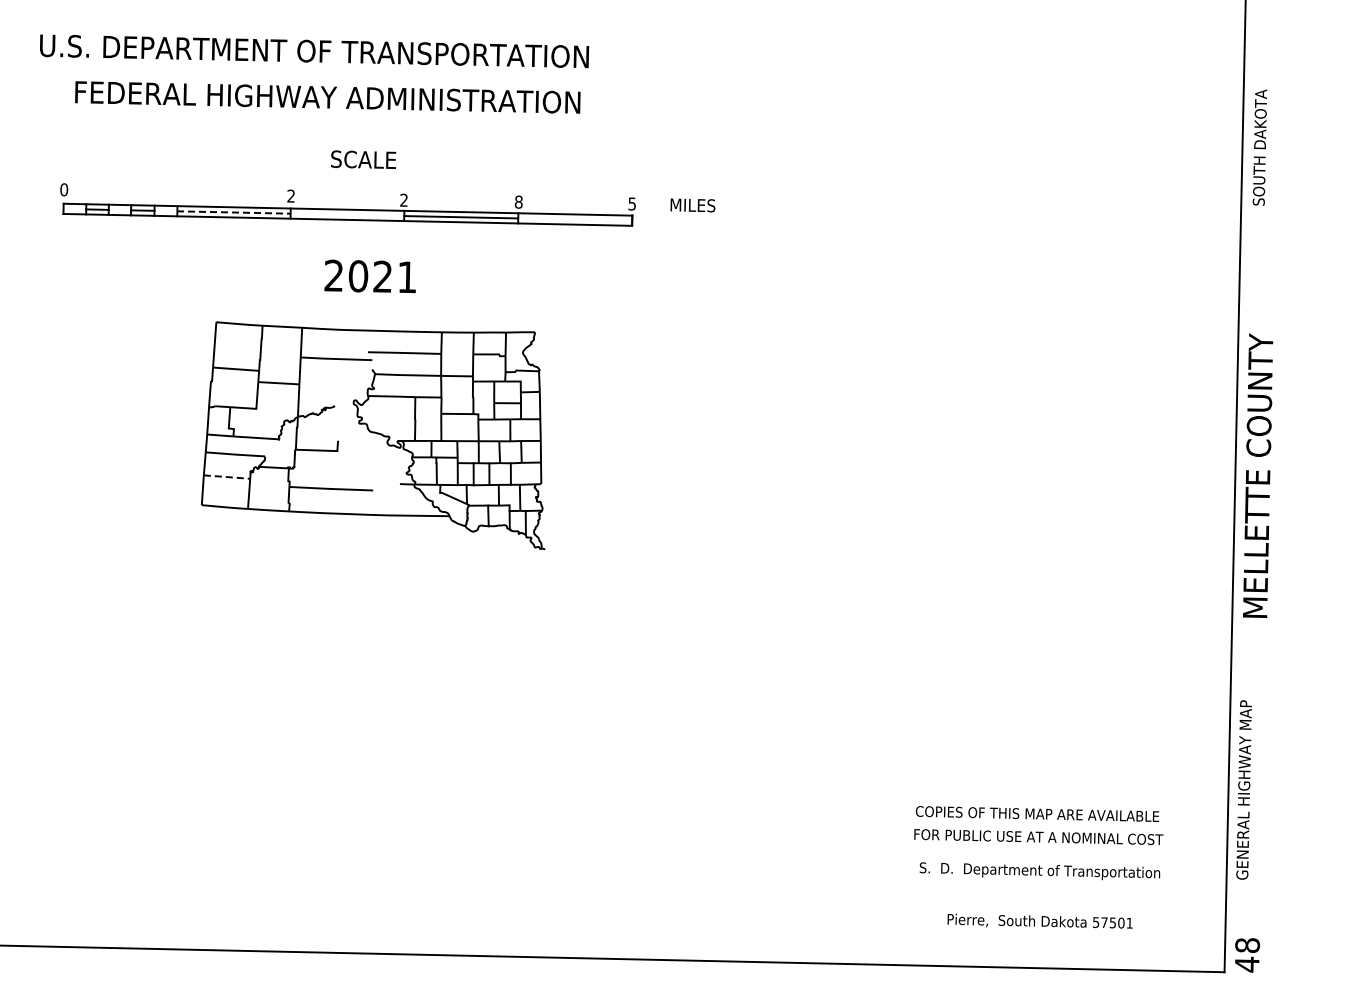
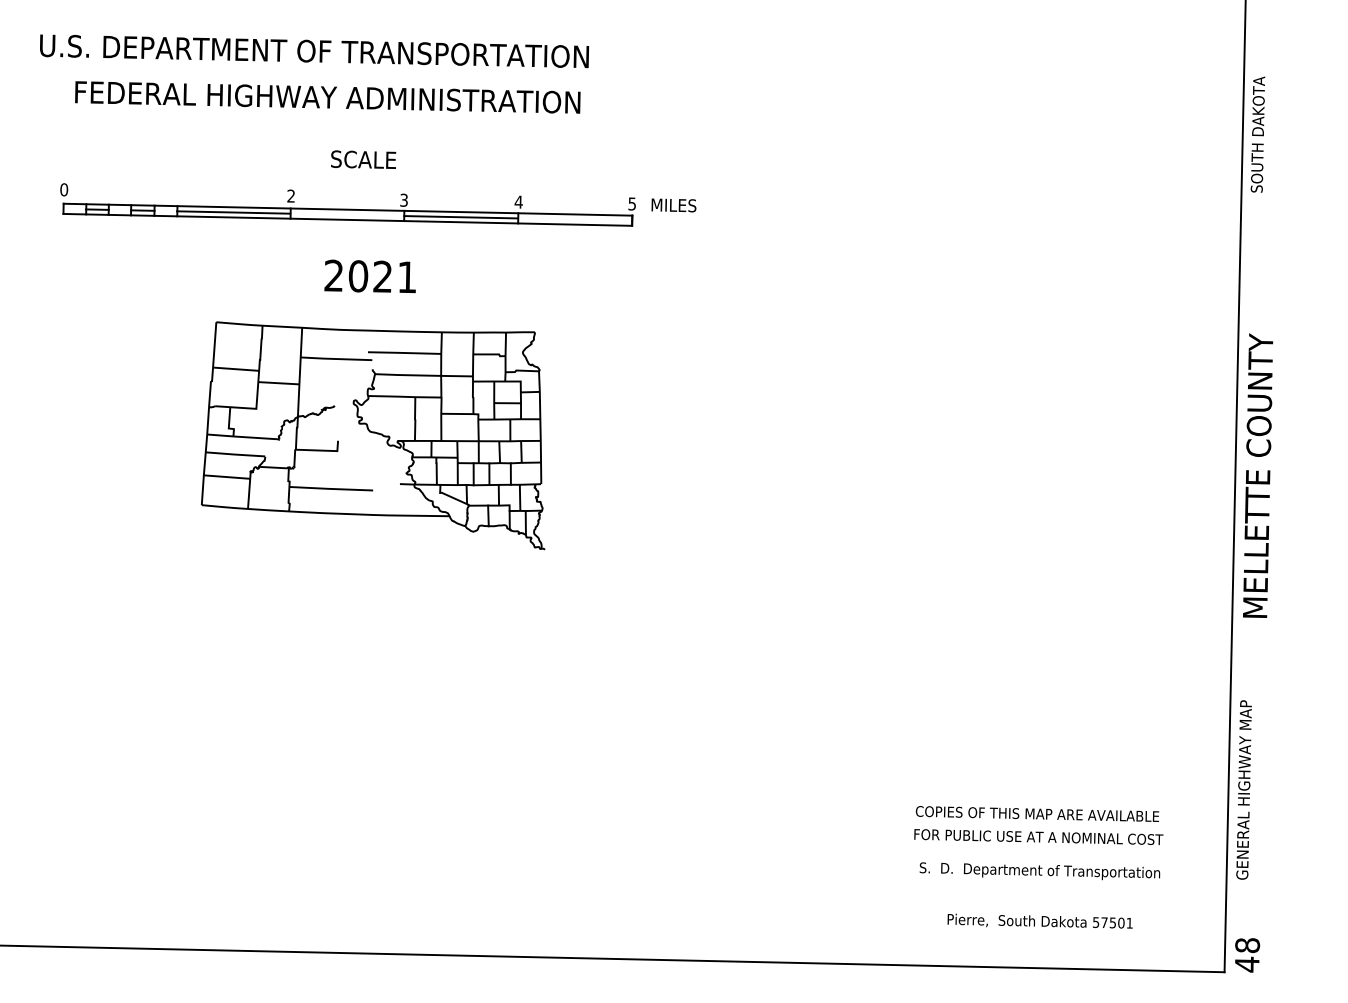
text position: (1259, 147) -> (1257, 134) (1257, 134)
text: 2 -> 3 (403, 200)
text: 8 -> 4 (518, 201)
text position: (692, 205) -> (673, 205) (673, 205)
line: dashed -> solid (233, 212)
line: dashed -> solid (227, 477)
